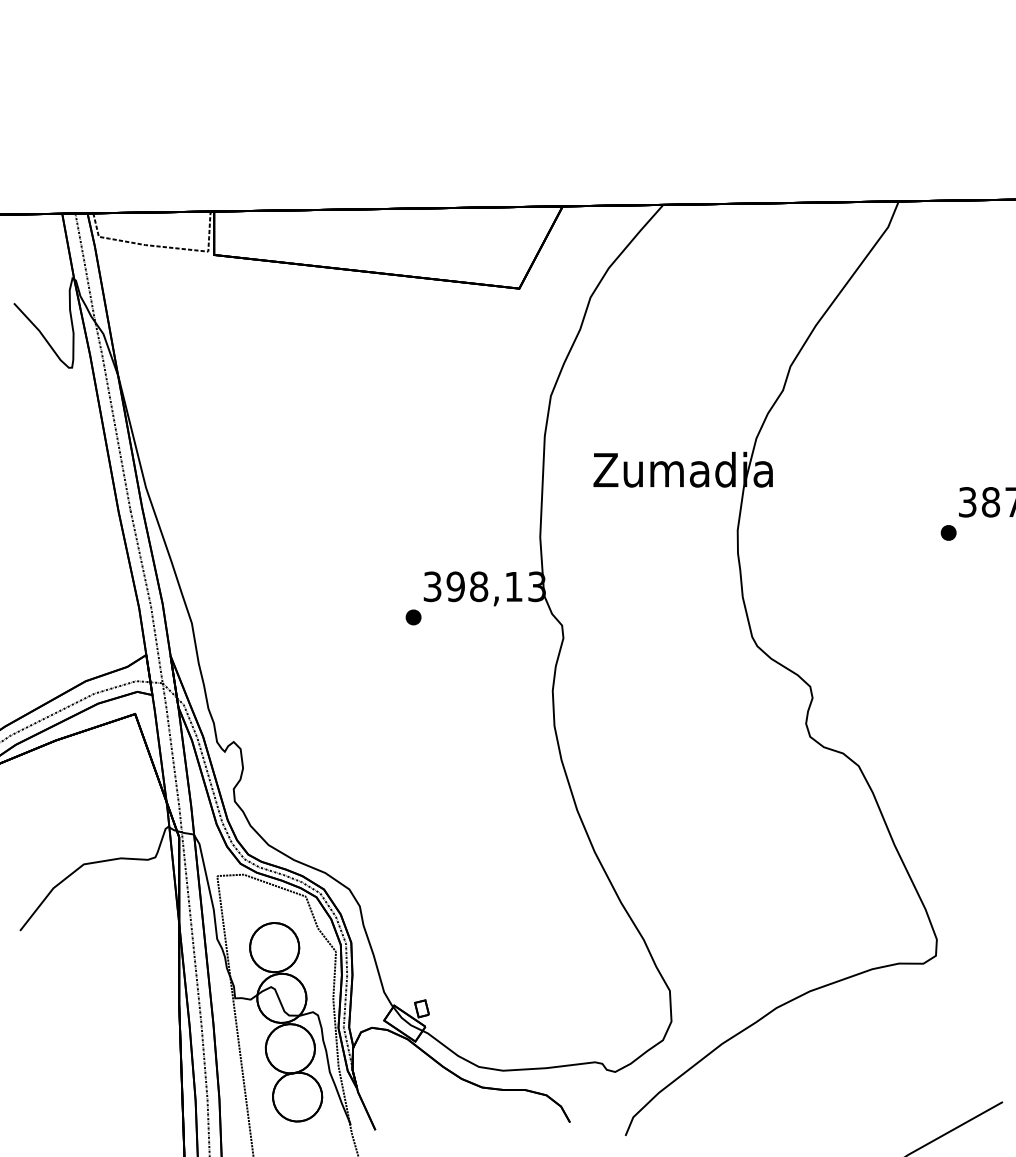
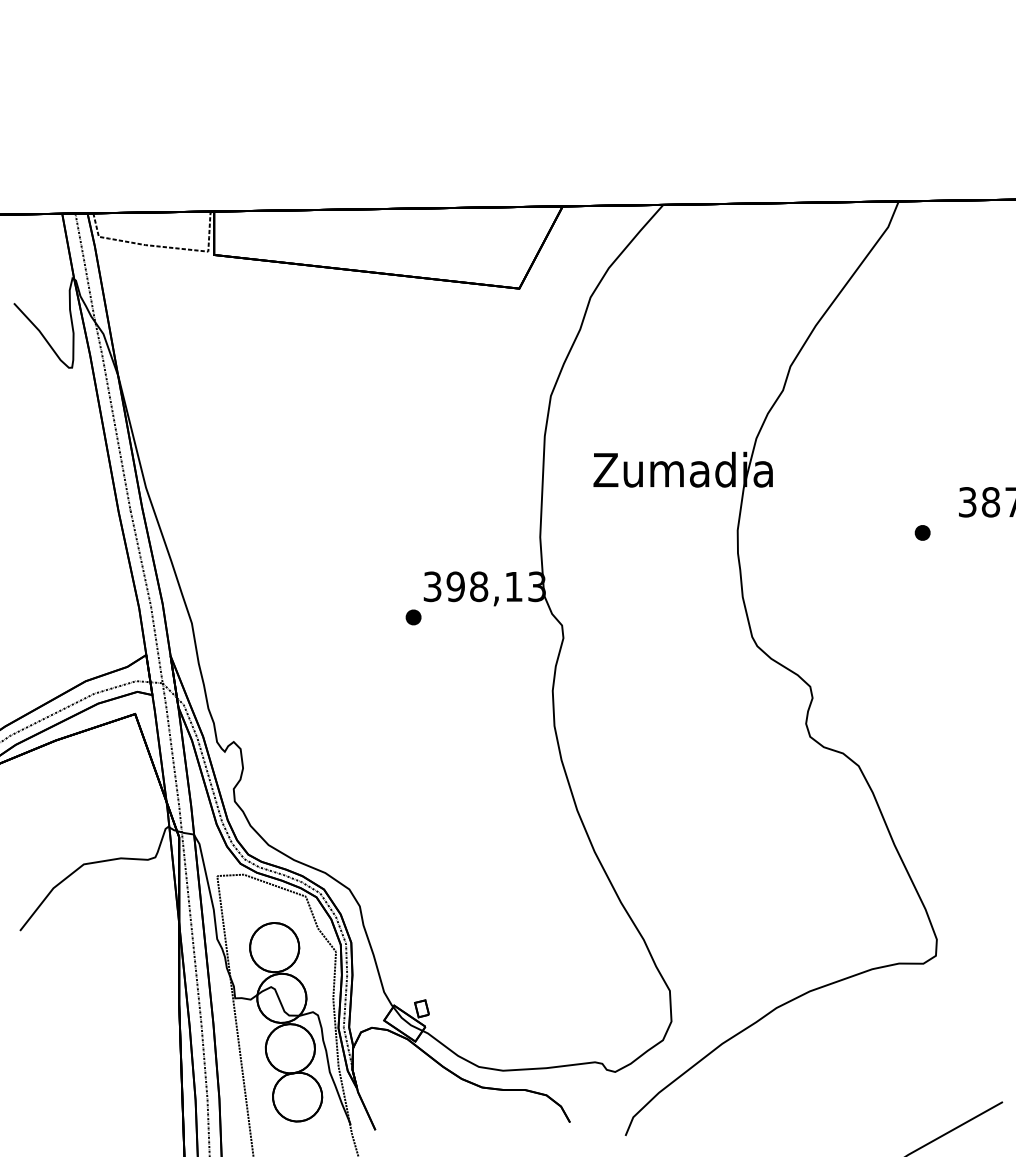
part position: (948, 532) -> (922, 532) (922, 532)
